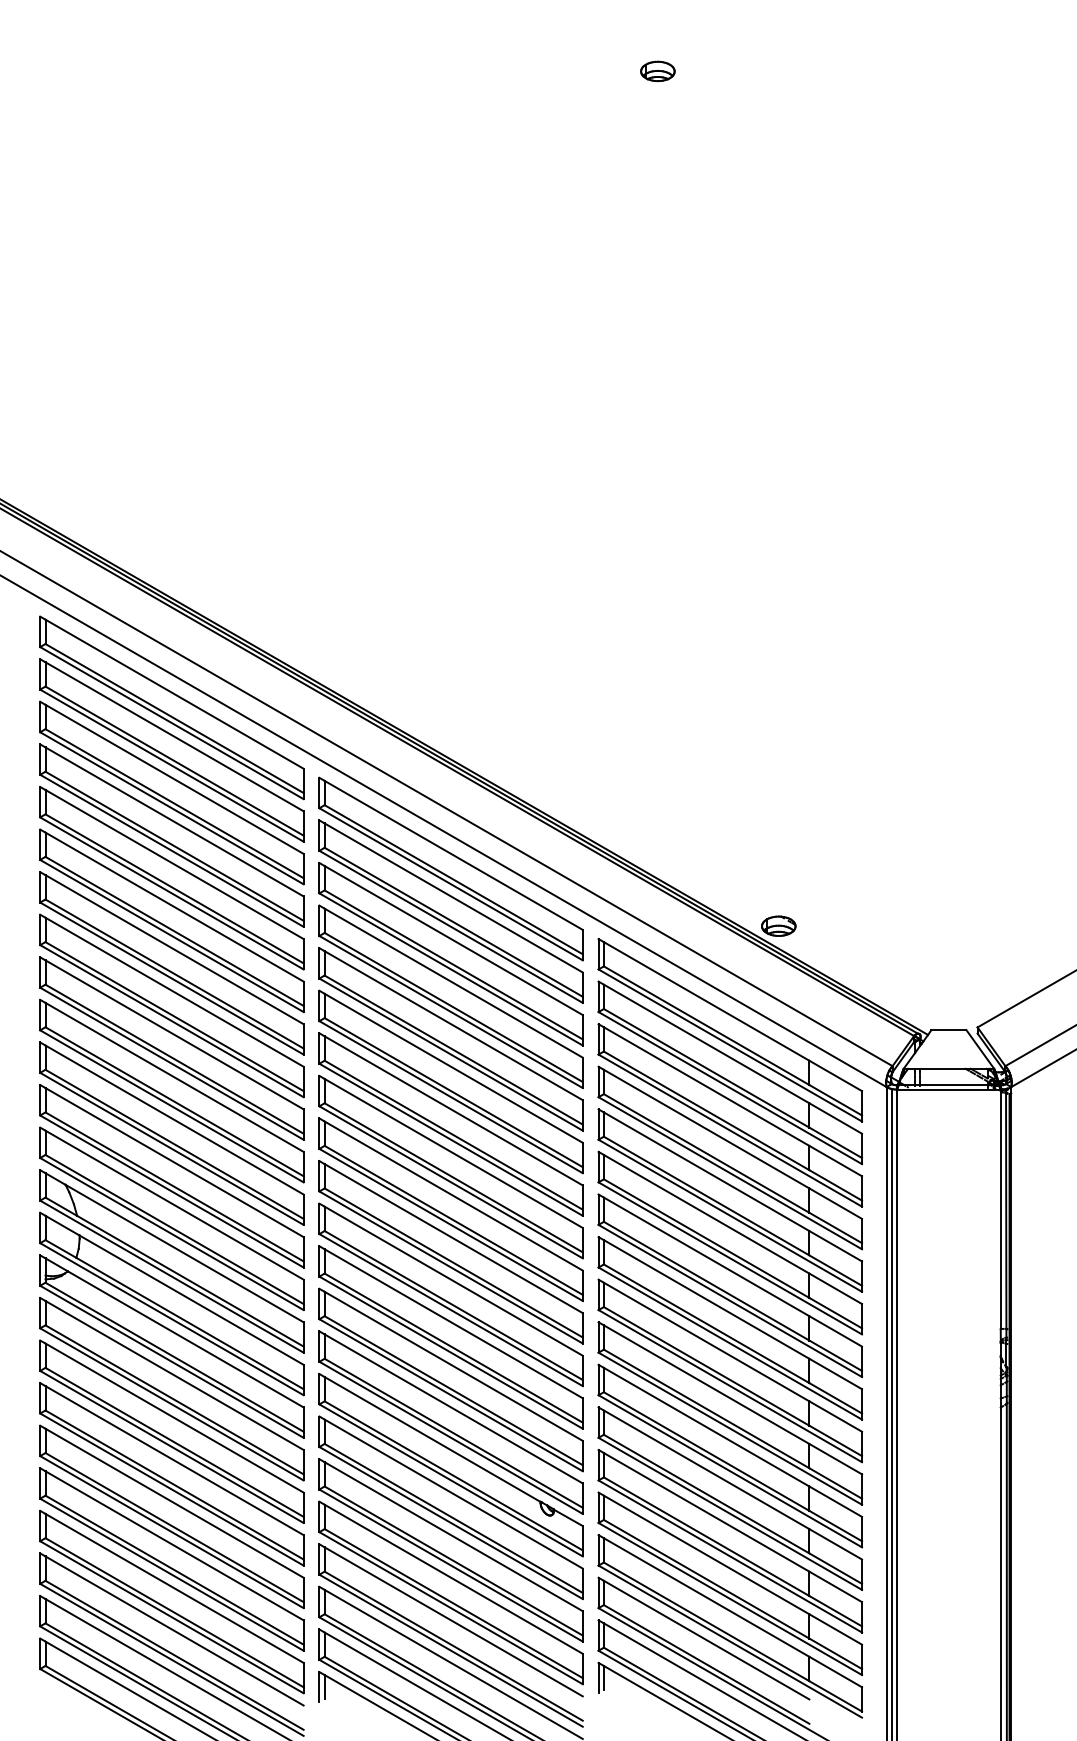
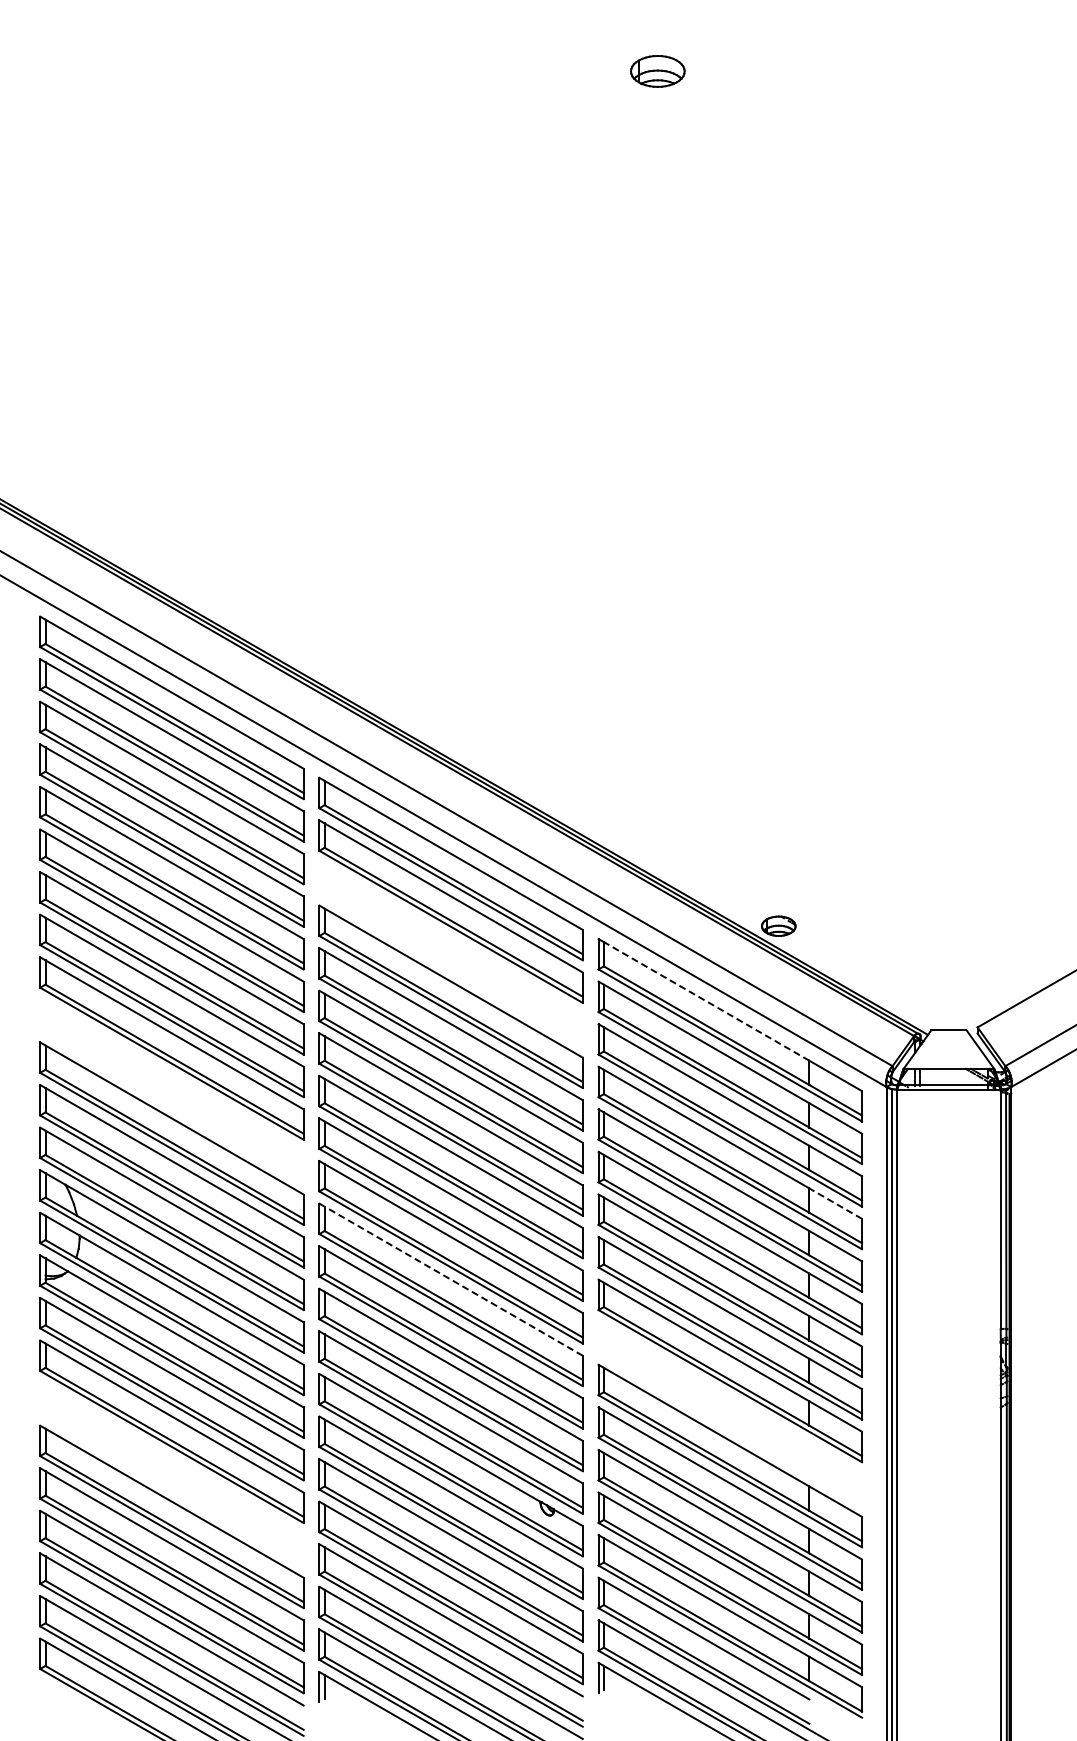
part size: 36x23 px -> 56x33 px (657, 71)
part: present -> none (450, 954)
line: solid -> dashed (706, 1001)
part: present -> none (171, 1090)
line: solid -> dashed (835, 1203)
line: solid -> dashed (453, 1280)
part: present -> none (730, 1413)
part: present -> none (171, 1474)
